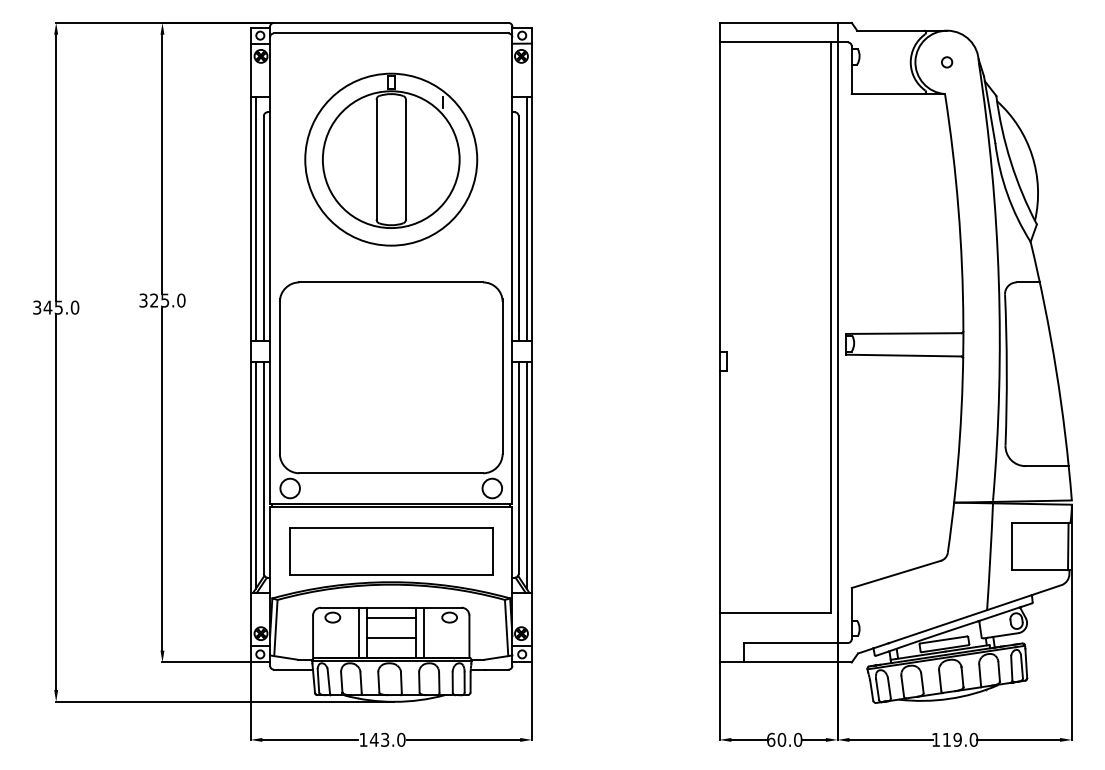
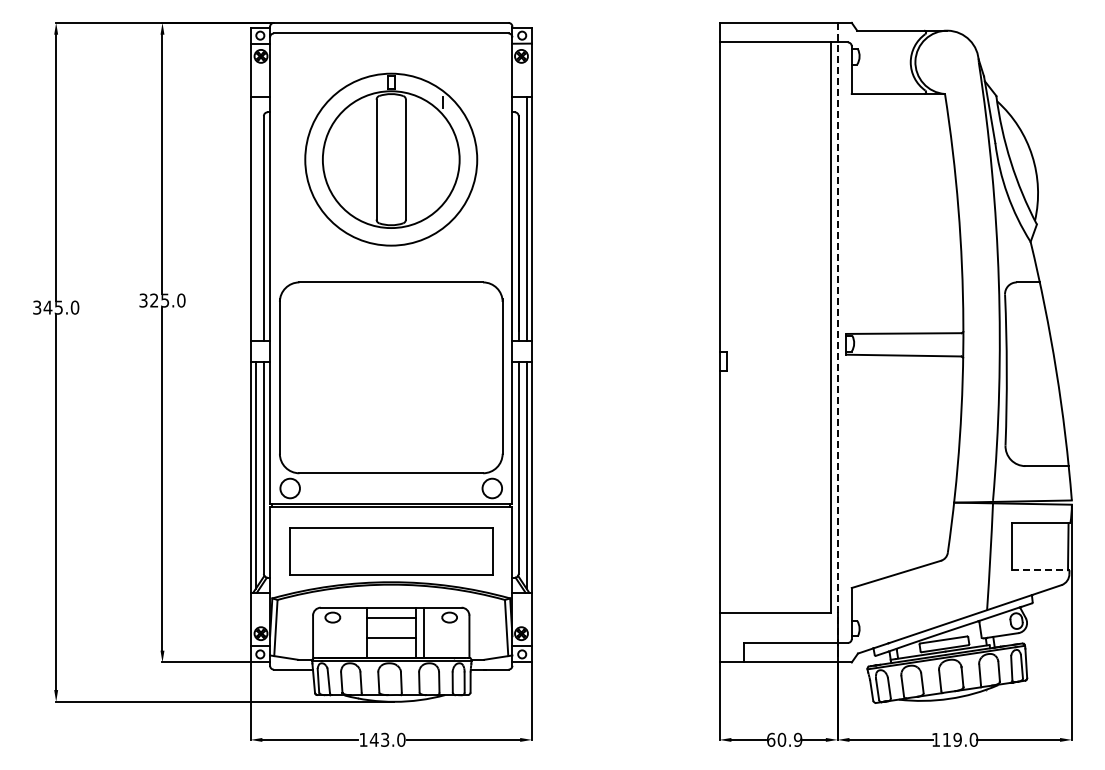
circle: present -> none (947, 62)
line: present -> none (255, 218)
line: solid -> dashed (837, 342)
line: solid -> dashed (1040, 570)
line: present -> none (359, 632)
text: 60.0 -> 60.9 (797, 739)
